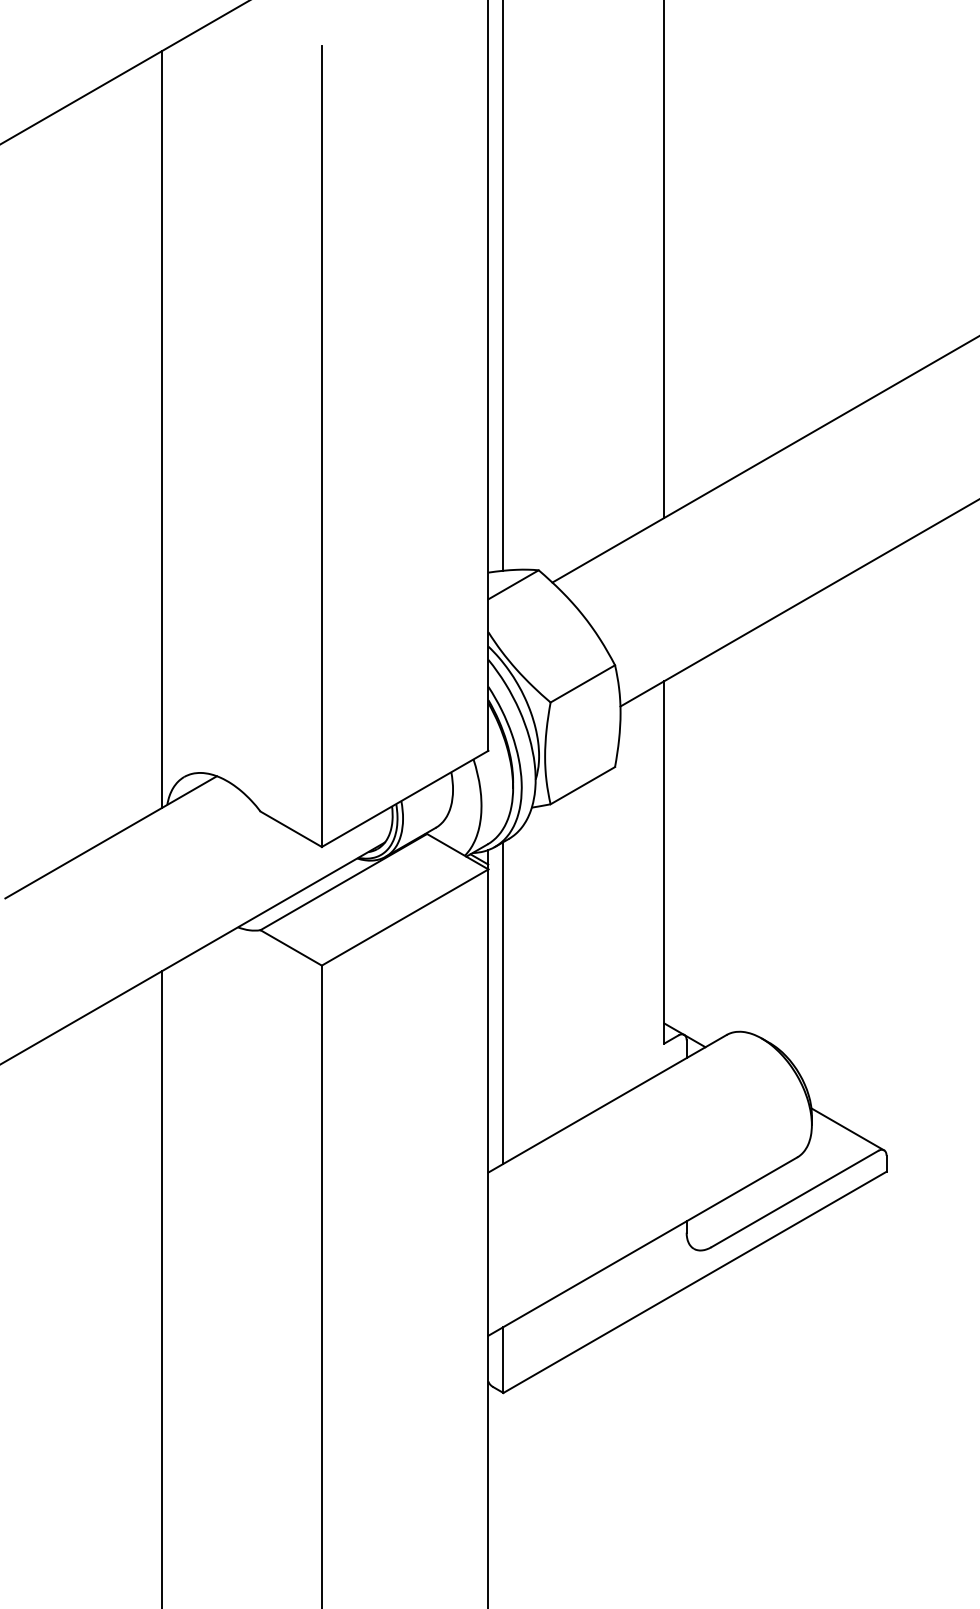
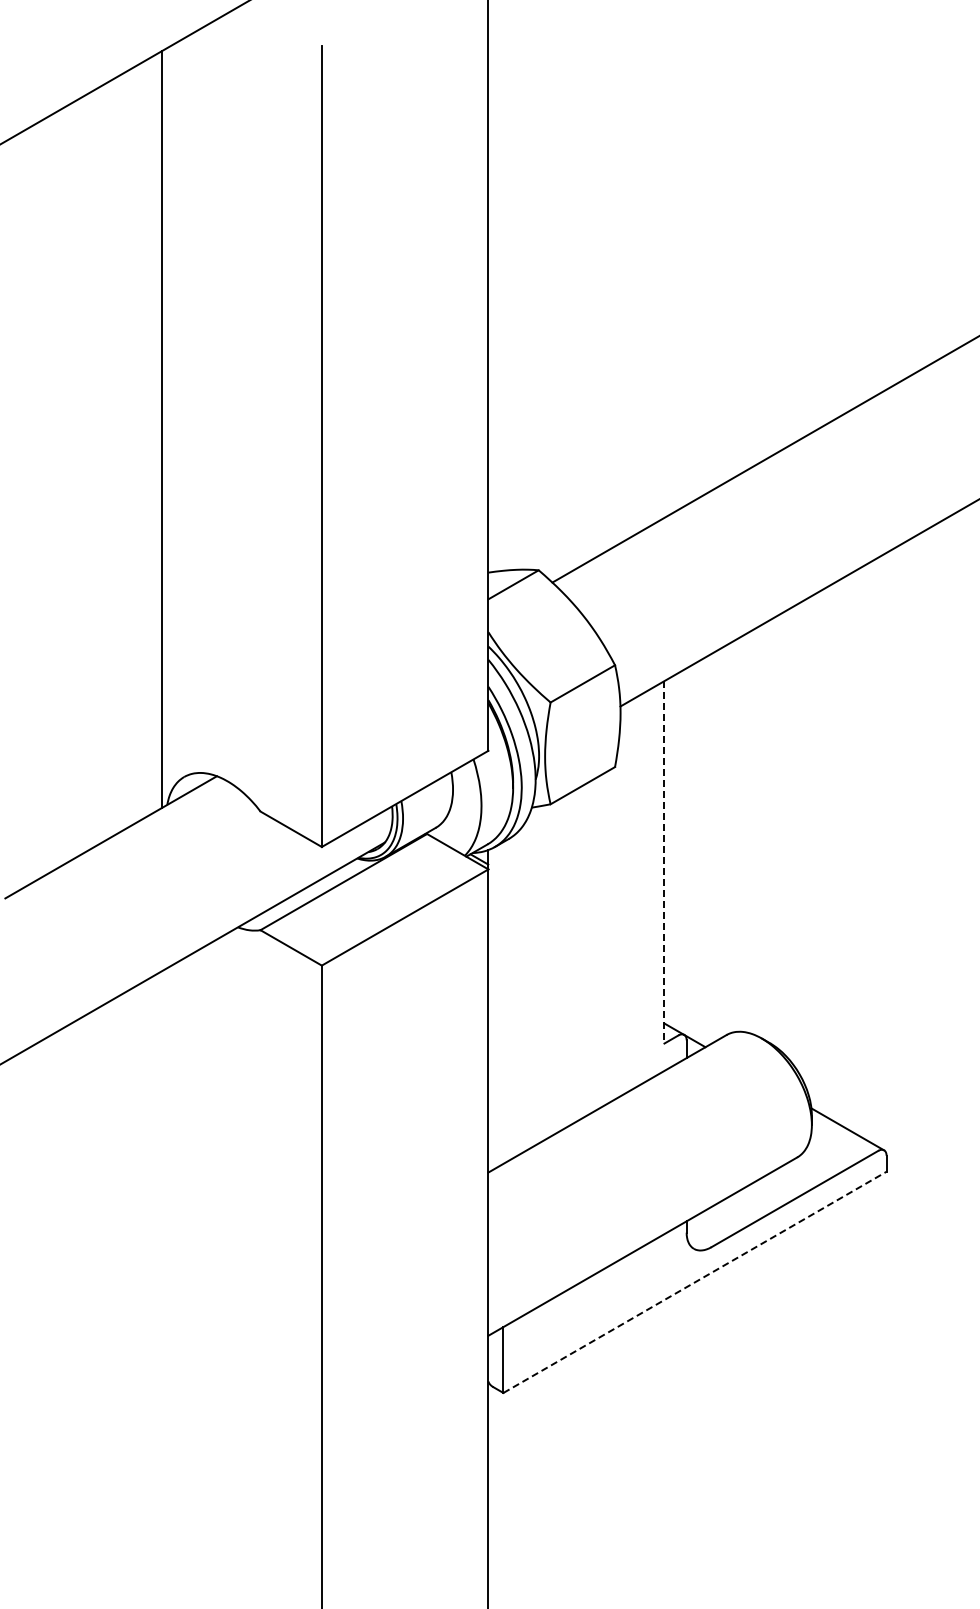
line: present -> none (664, 259)
line: present -> none (503, 286)
line: solid -> dashed (664, 862)
line: present -> none (503, 1002)
line: solid -> dashed (695, 1282)
line: present -> none (162, 1288)
